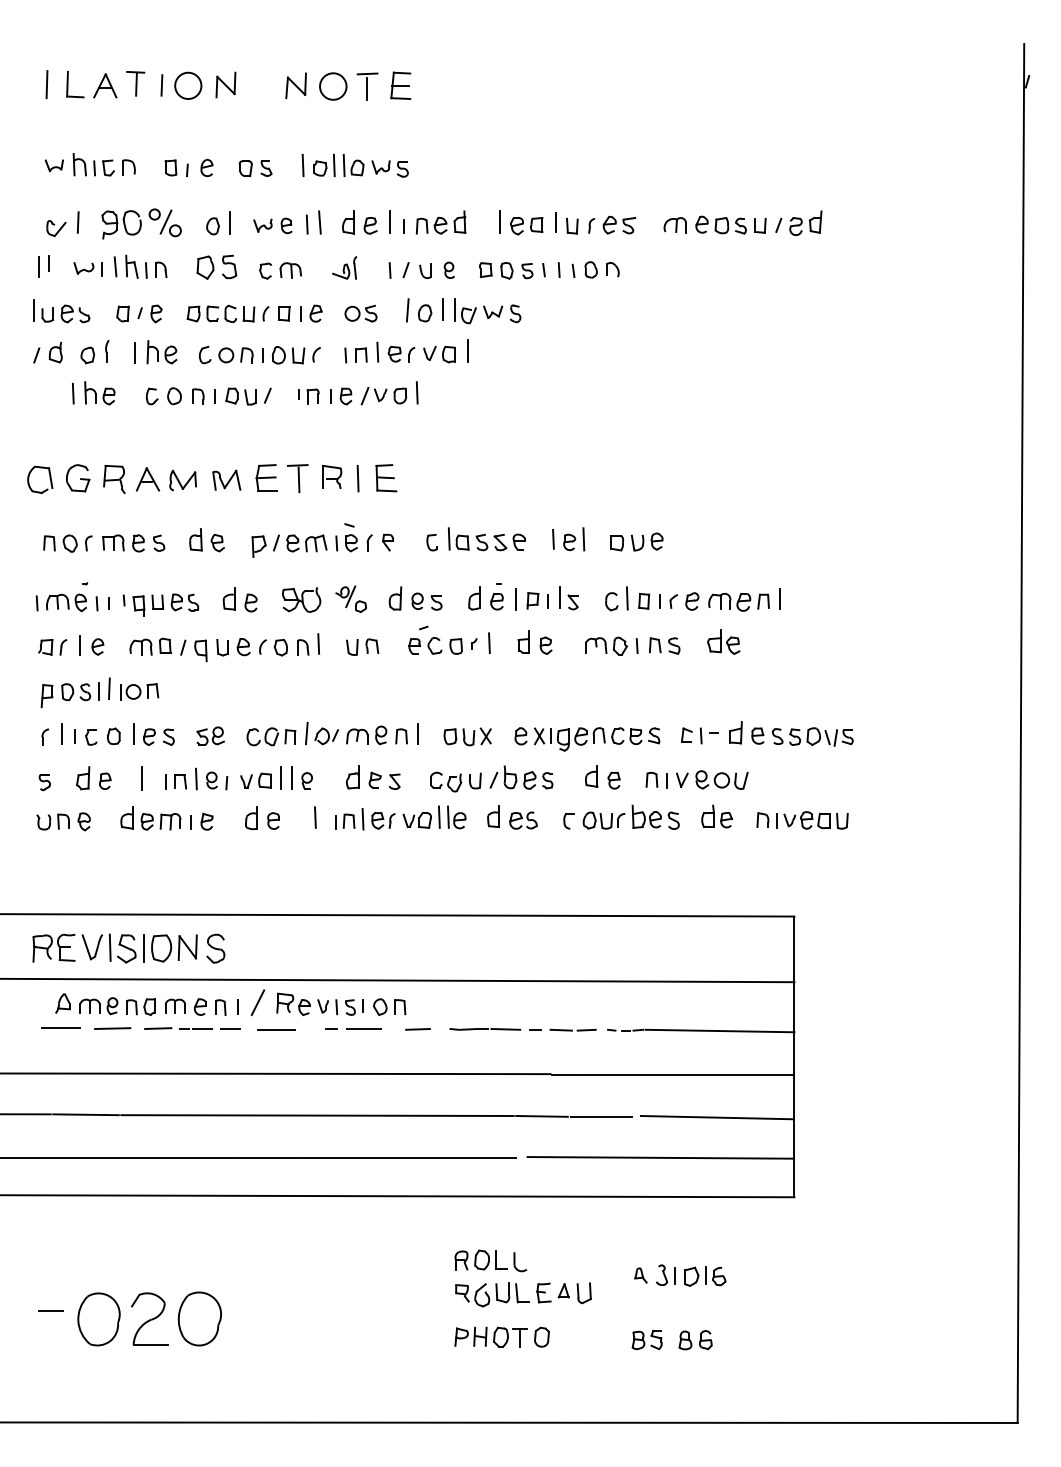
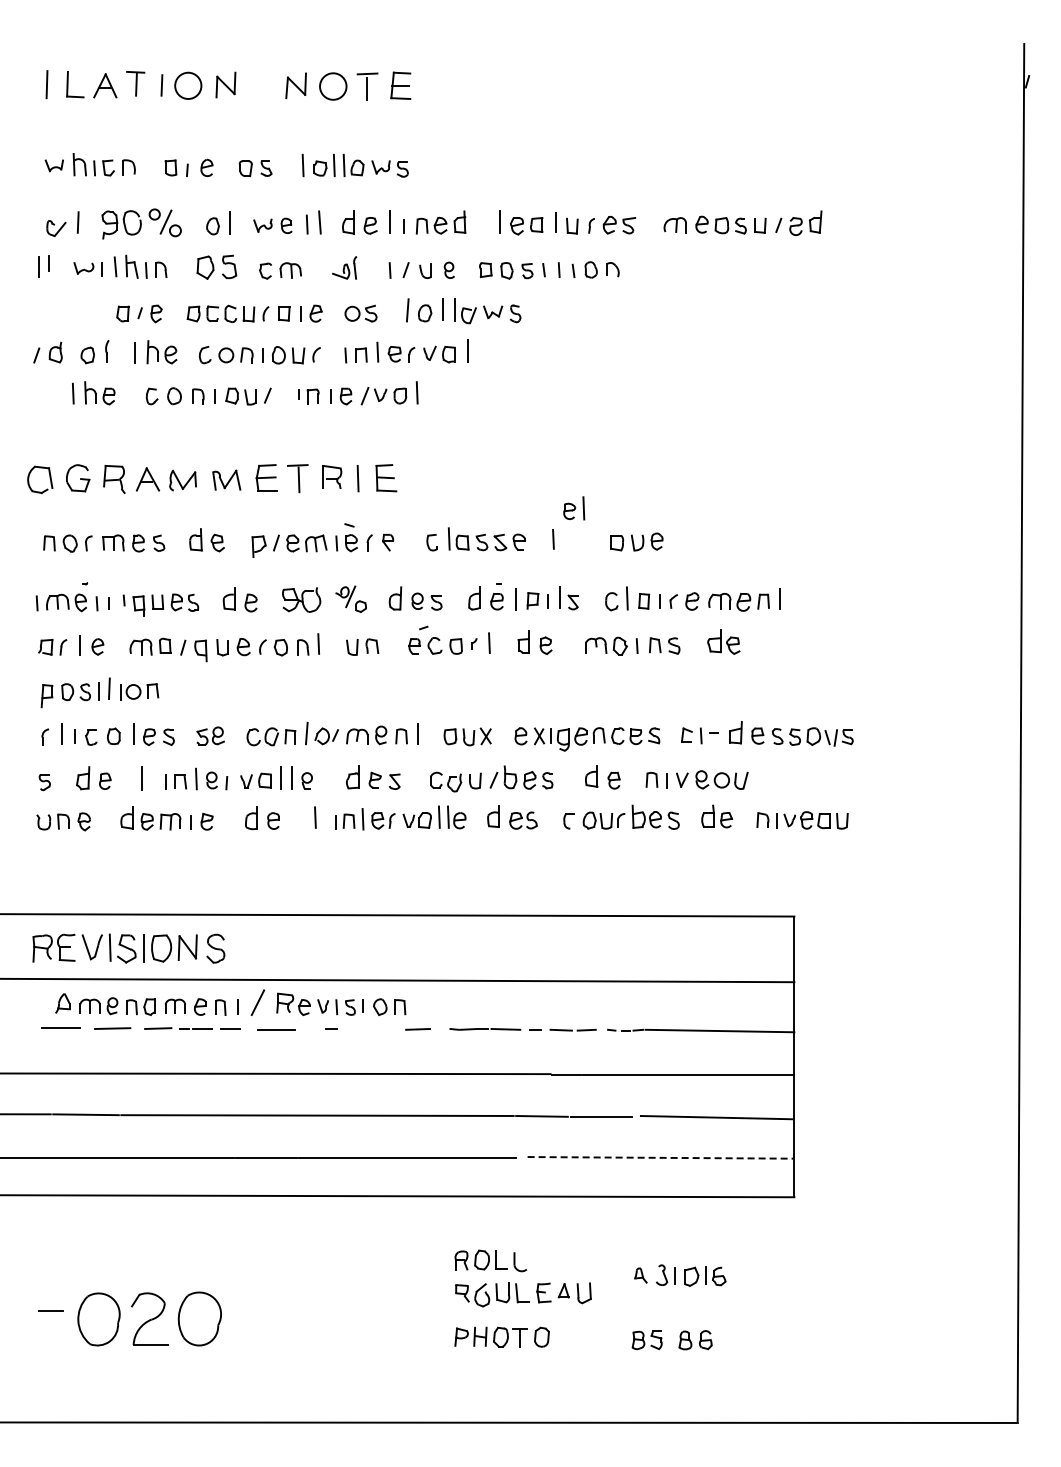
part: present -> none (61, 311)
part position: (574, 539) -> (574, 508) (574, 508)
line: present -> none (363, 1028)
line: solid -> dashed (660, 1157)
